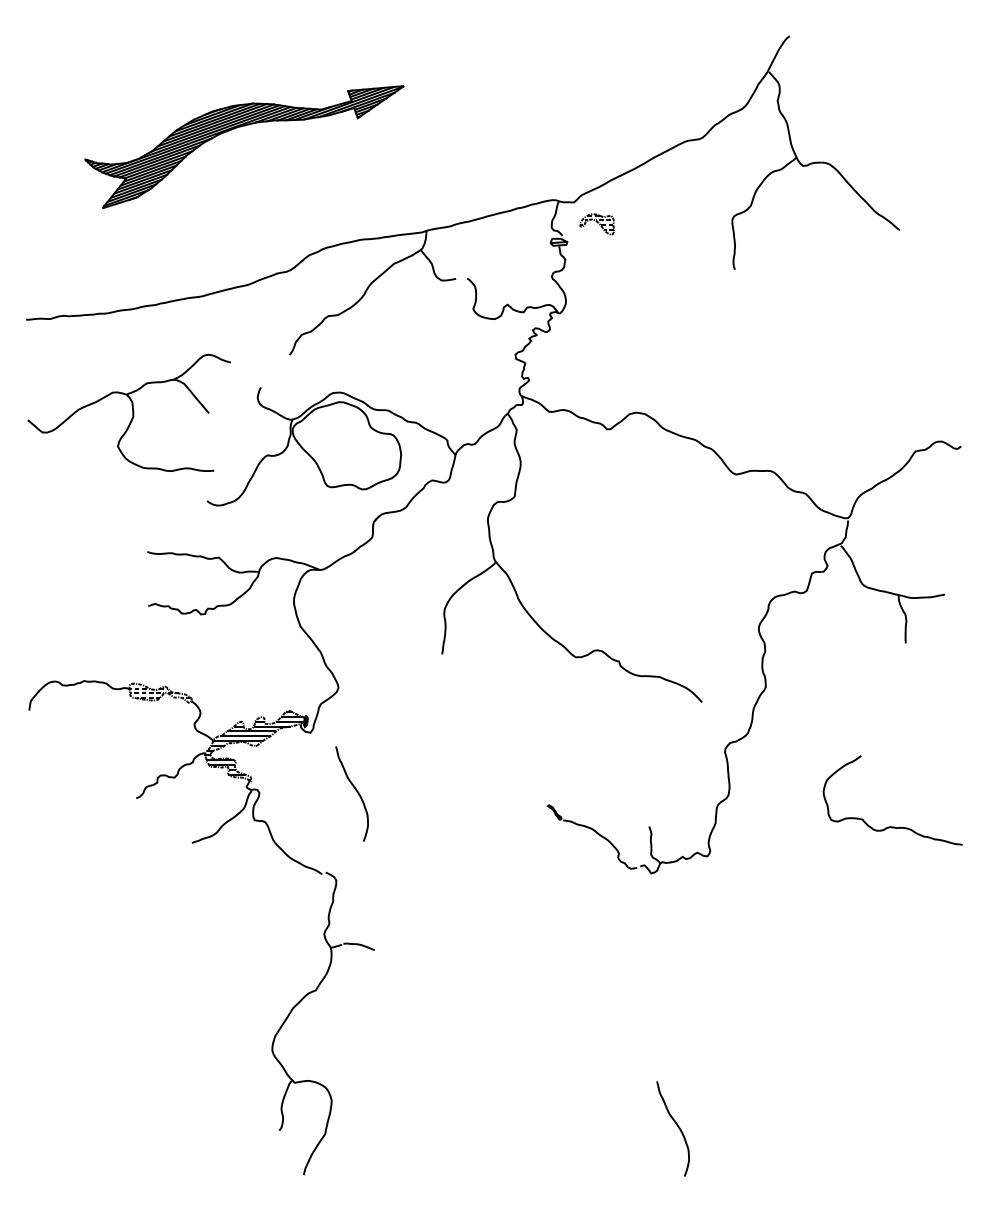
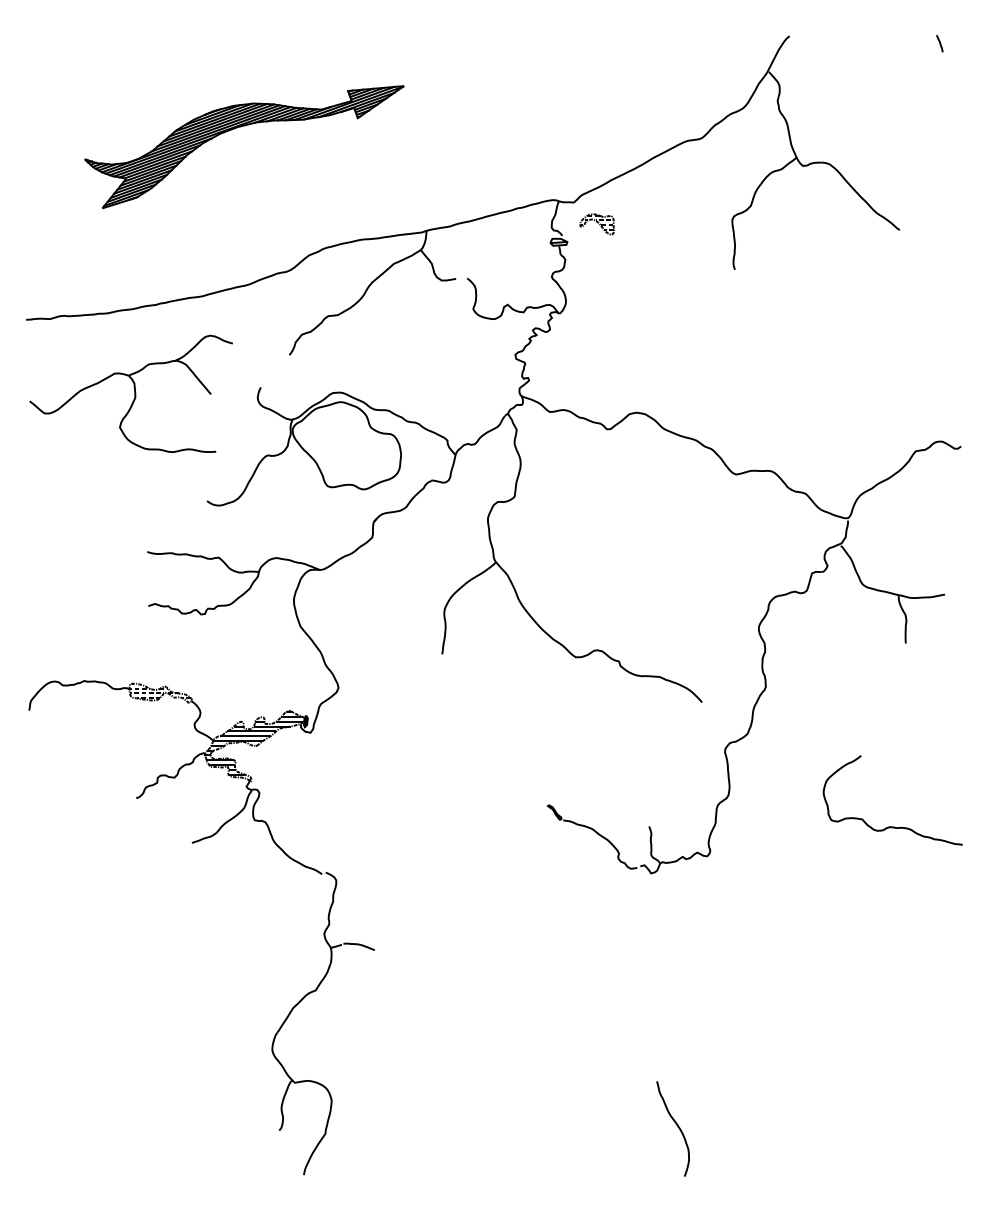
line: none -> present (939, 43)
part position: (128, 412) -> (130, 393) (130, 393)
curve: present -> none (355, 790)
